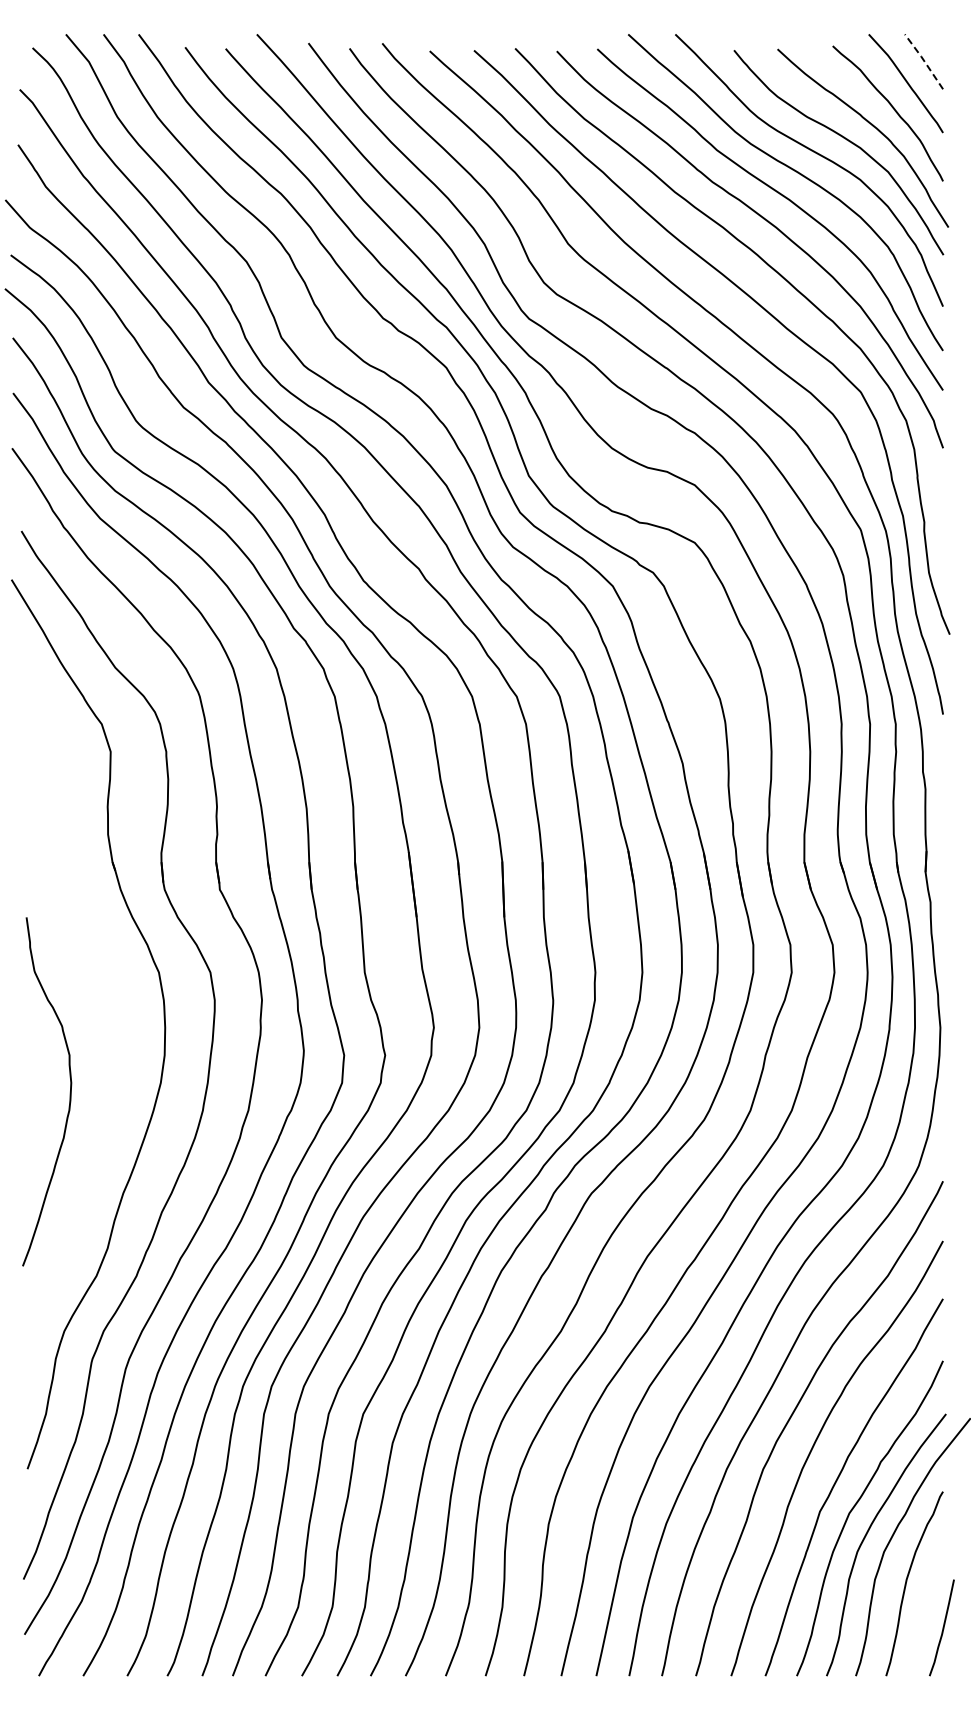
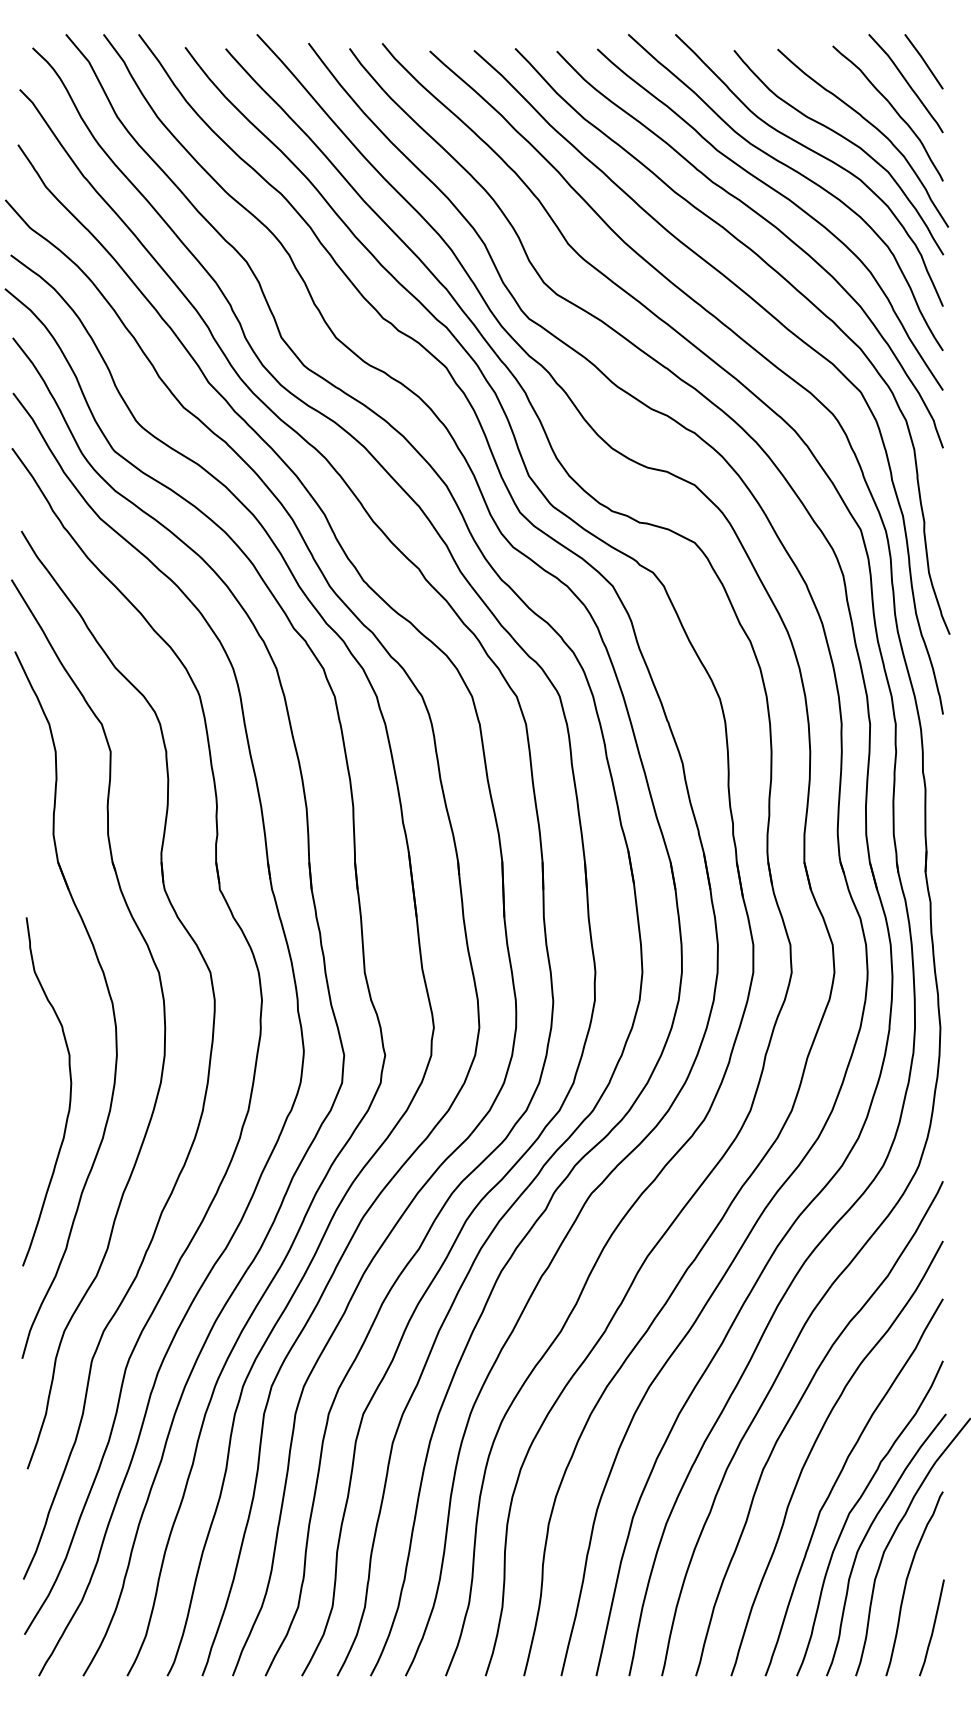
line: dashed -> solid (923, 60)
part: none -> present (107, 991)
curve position: (942, 1627) -> (932, 1627) (932, 1627)
